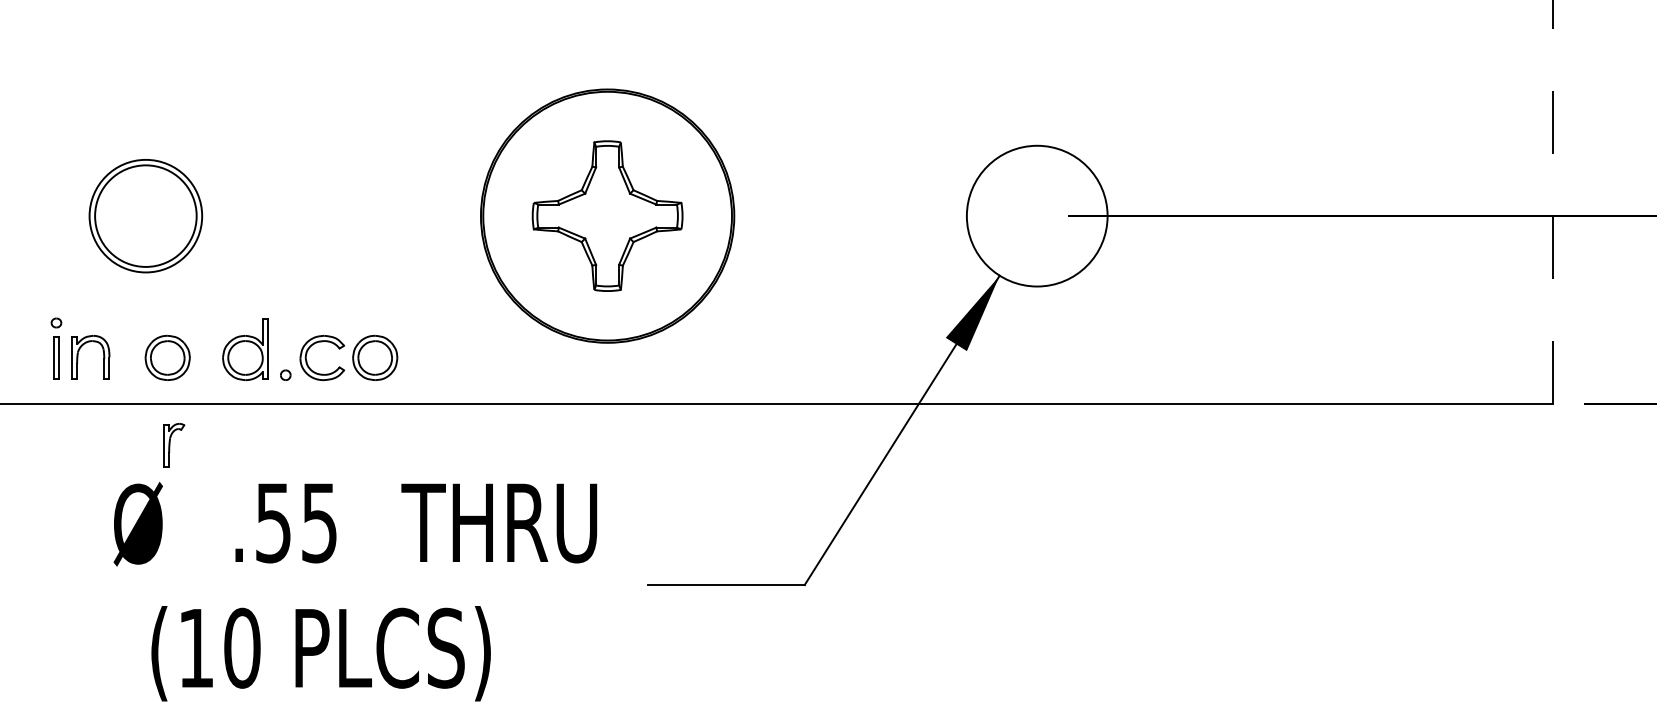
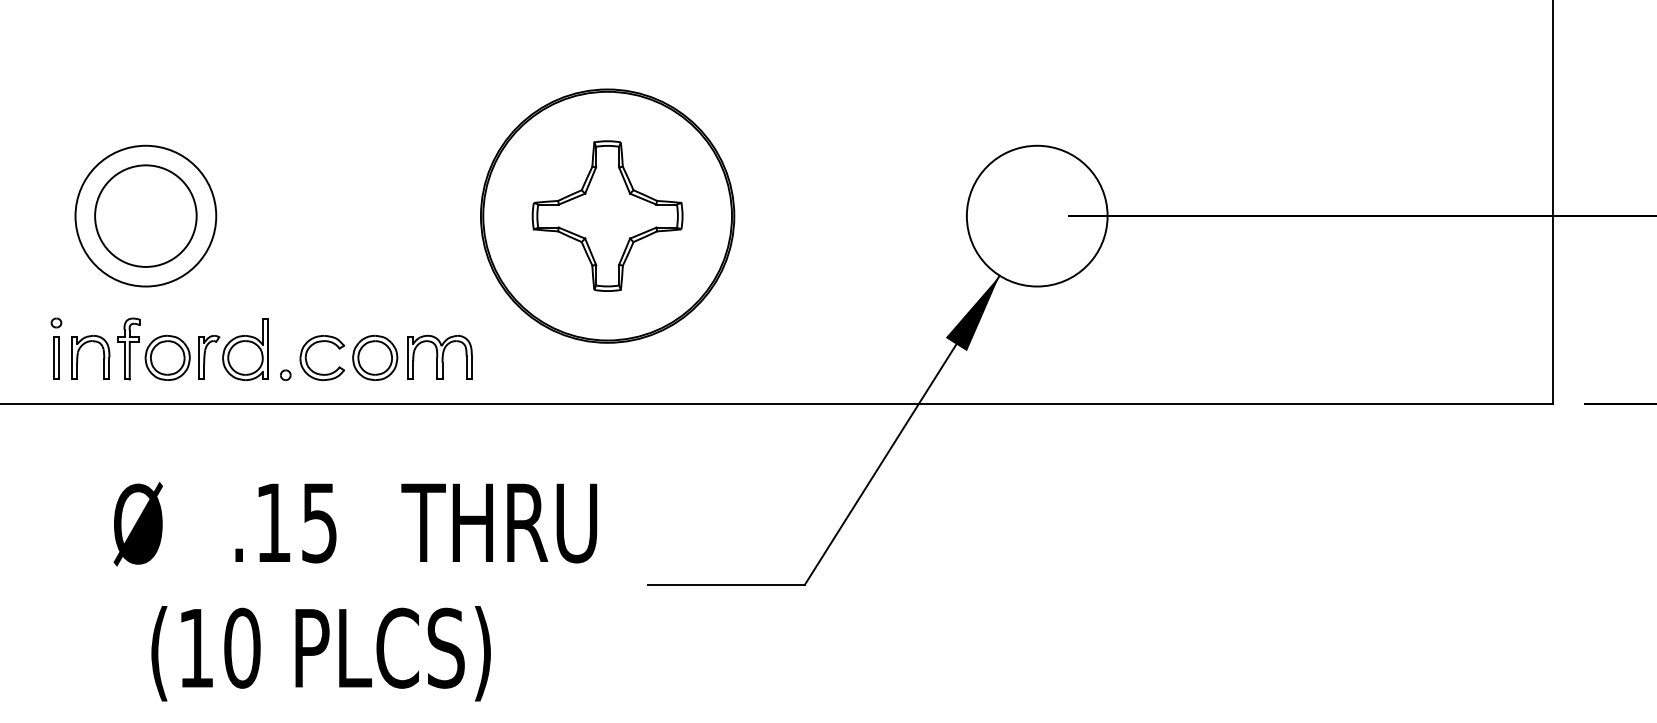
line: dashed -> solid (1553, 201)
circle diameter: 113 px -> 141 px (145, 215)
part: none -> present (128, 348)
part: none -> present (439, 356)
part position: (174, 445) -> (209, 357) (209, 357)
text: .55 -> .15 (273, 523)
